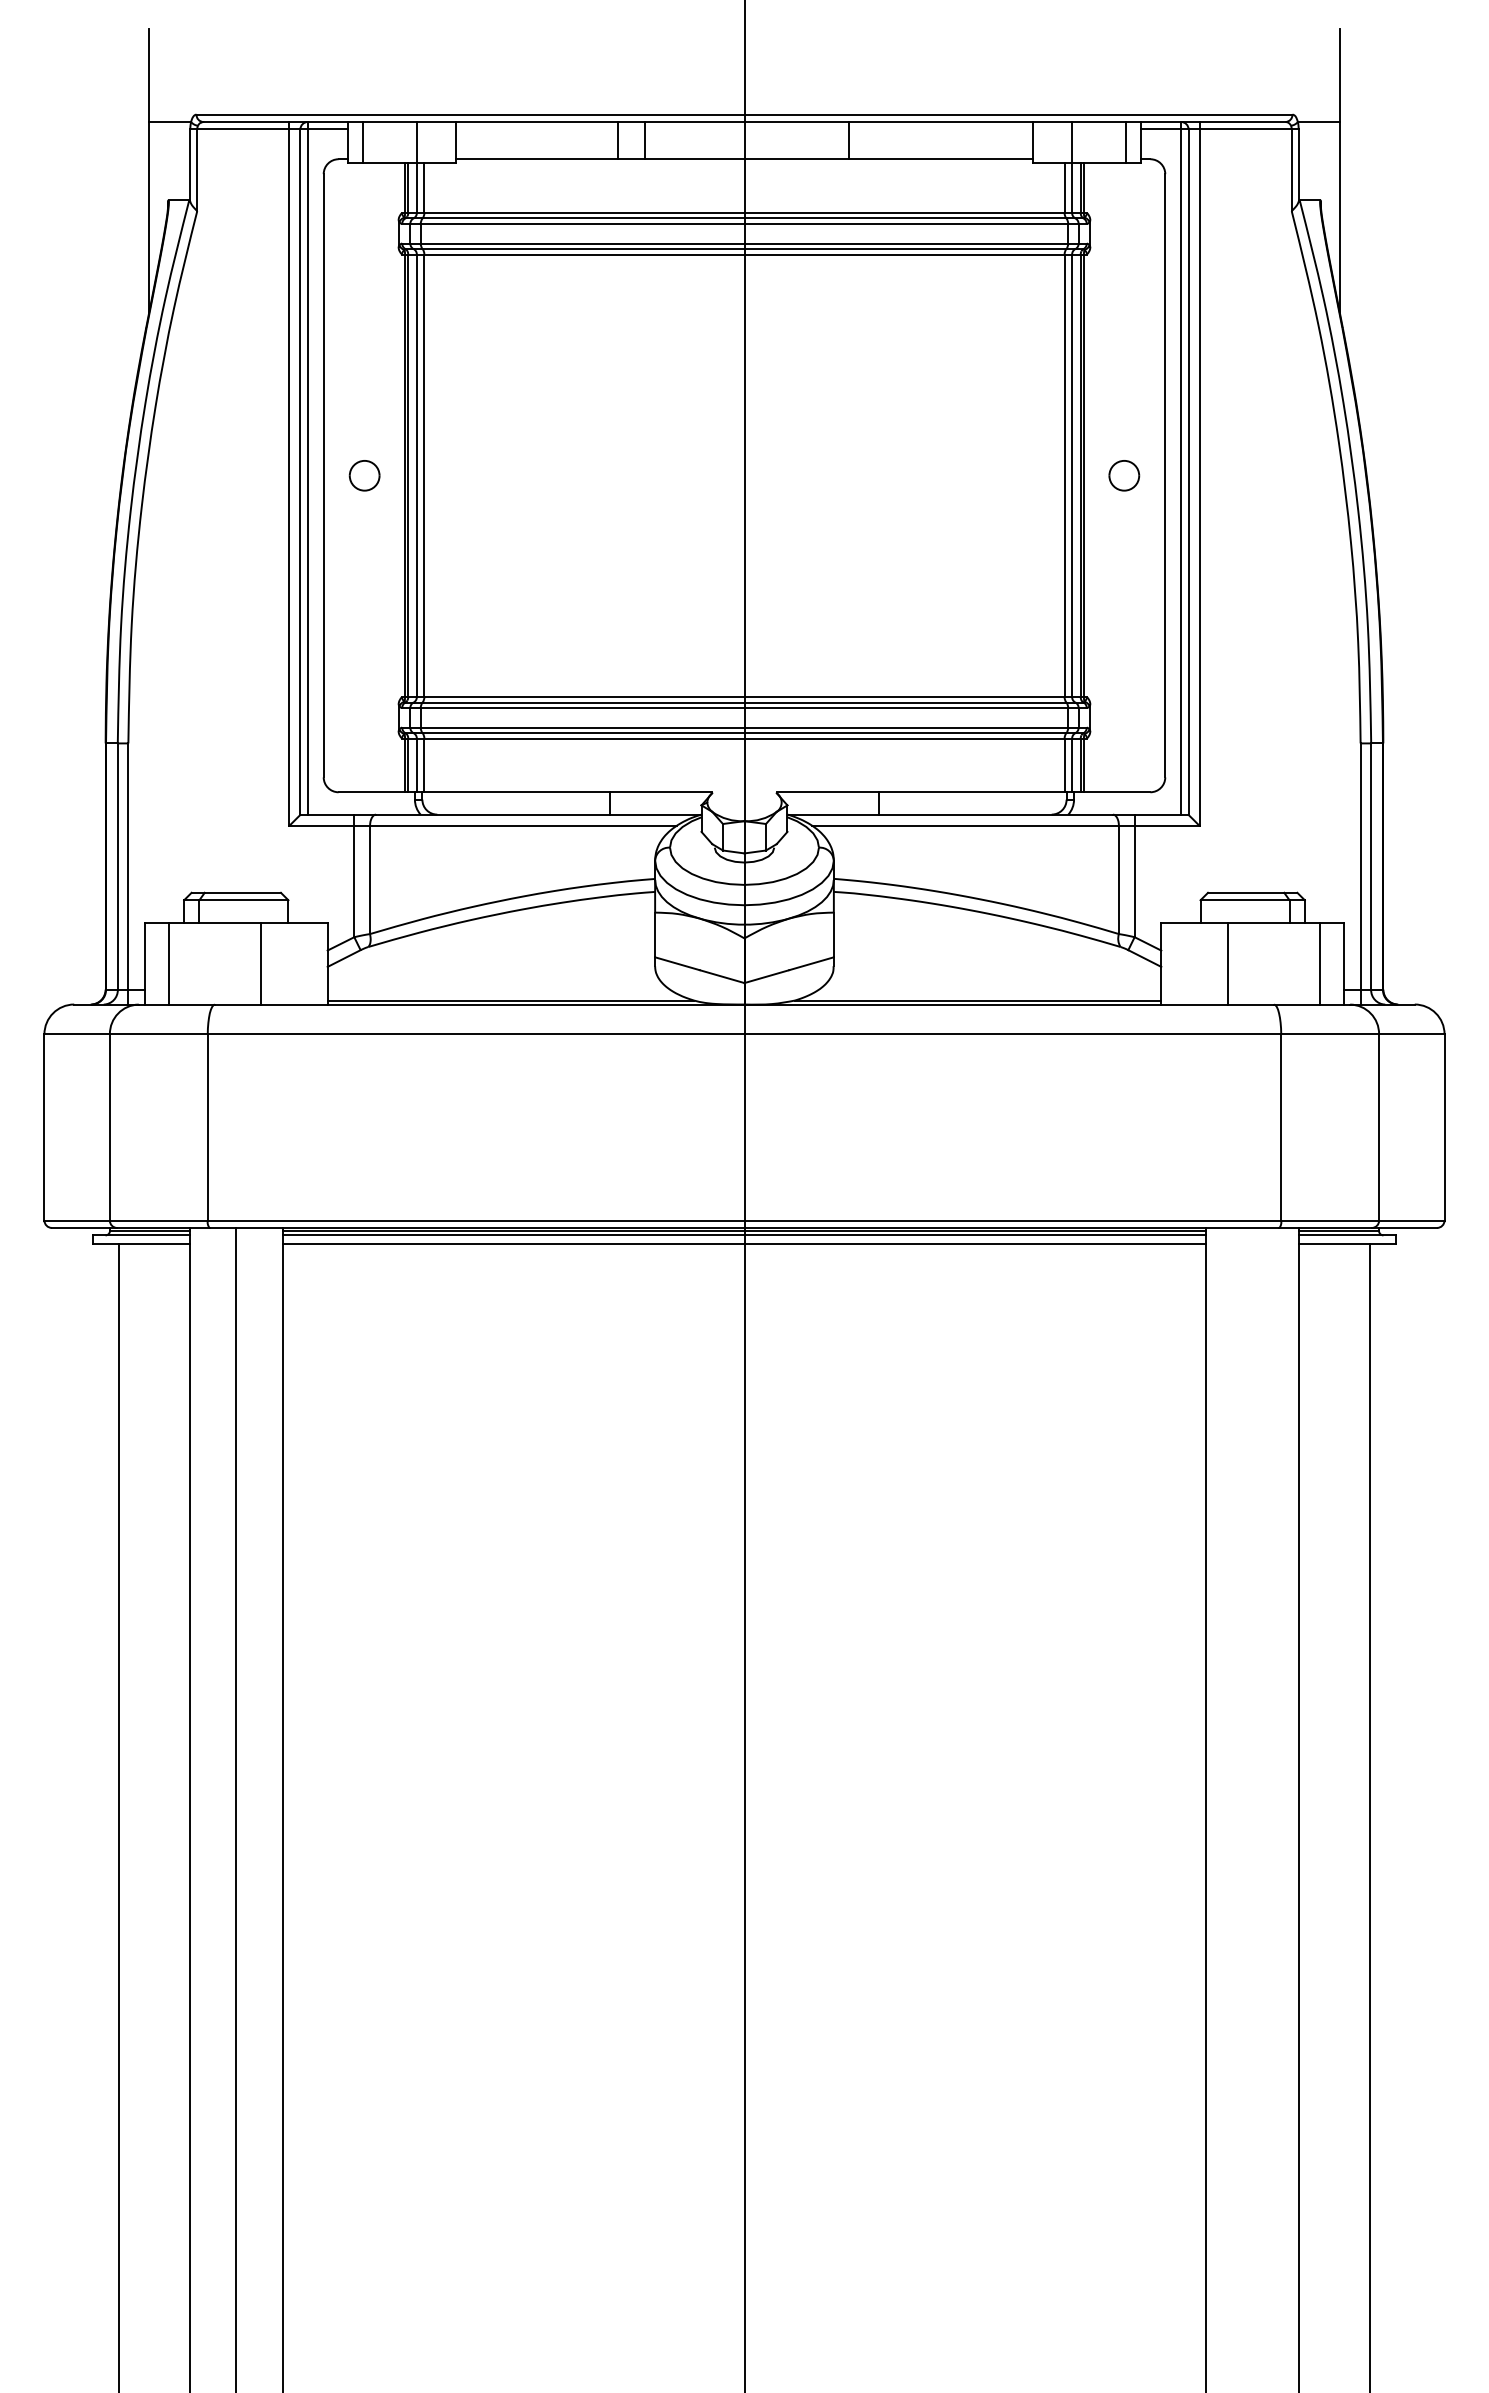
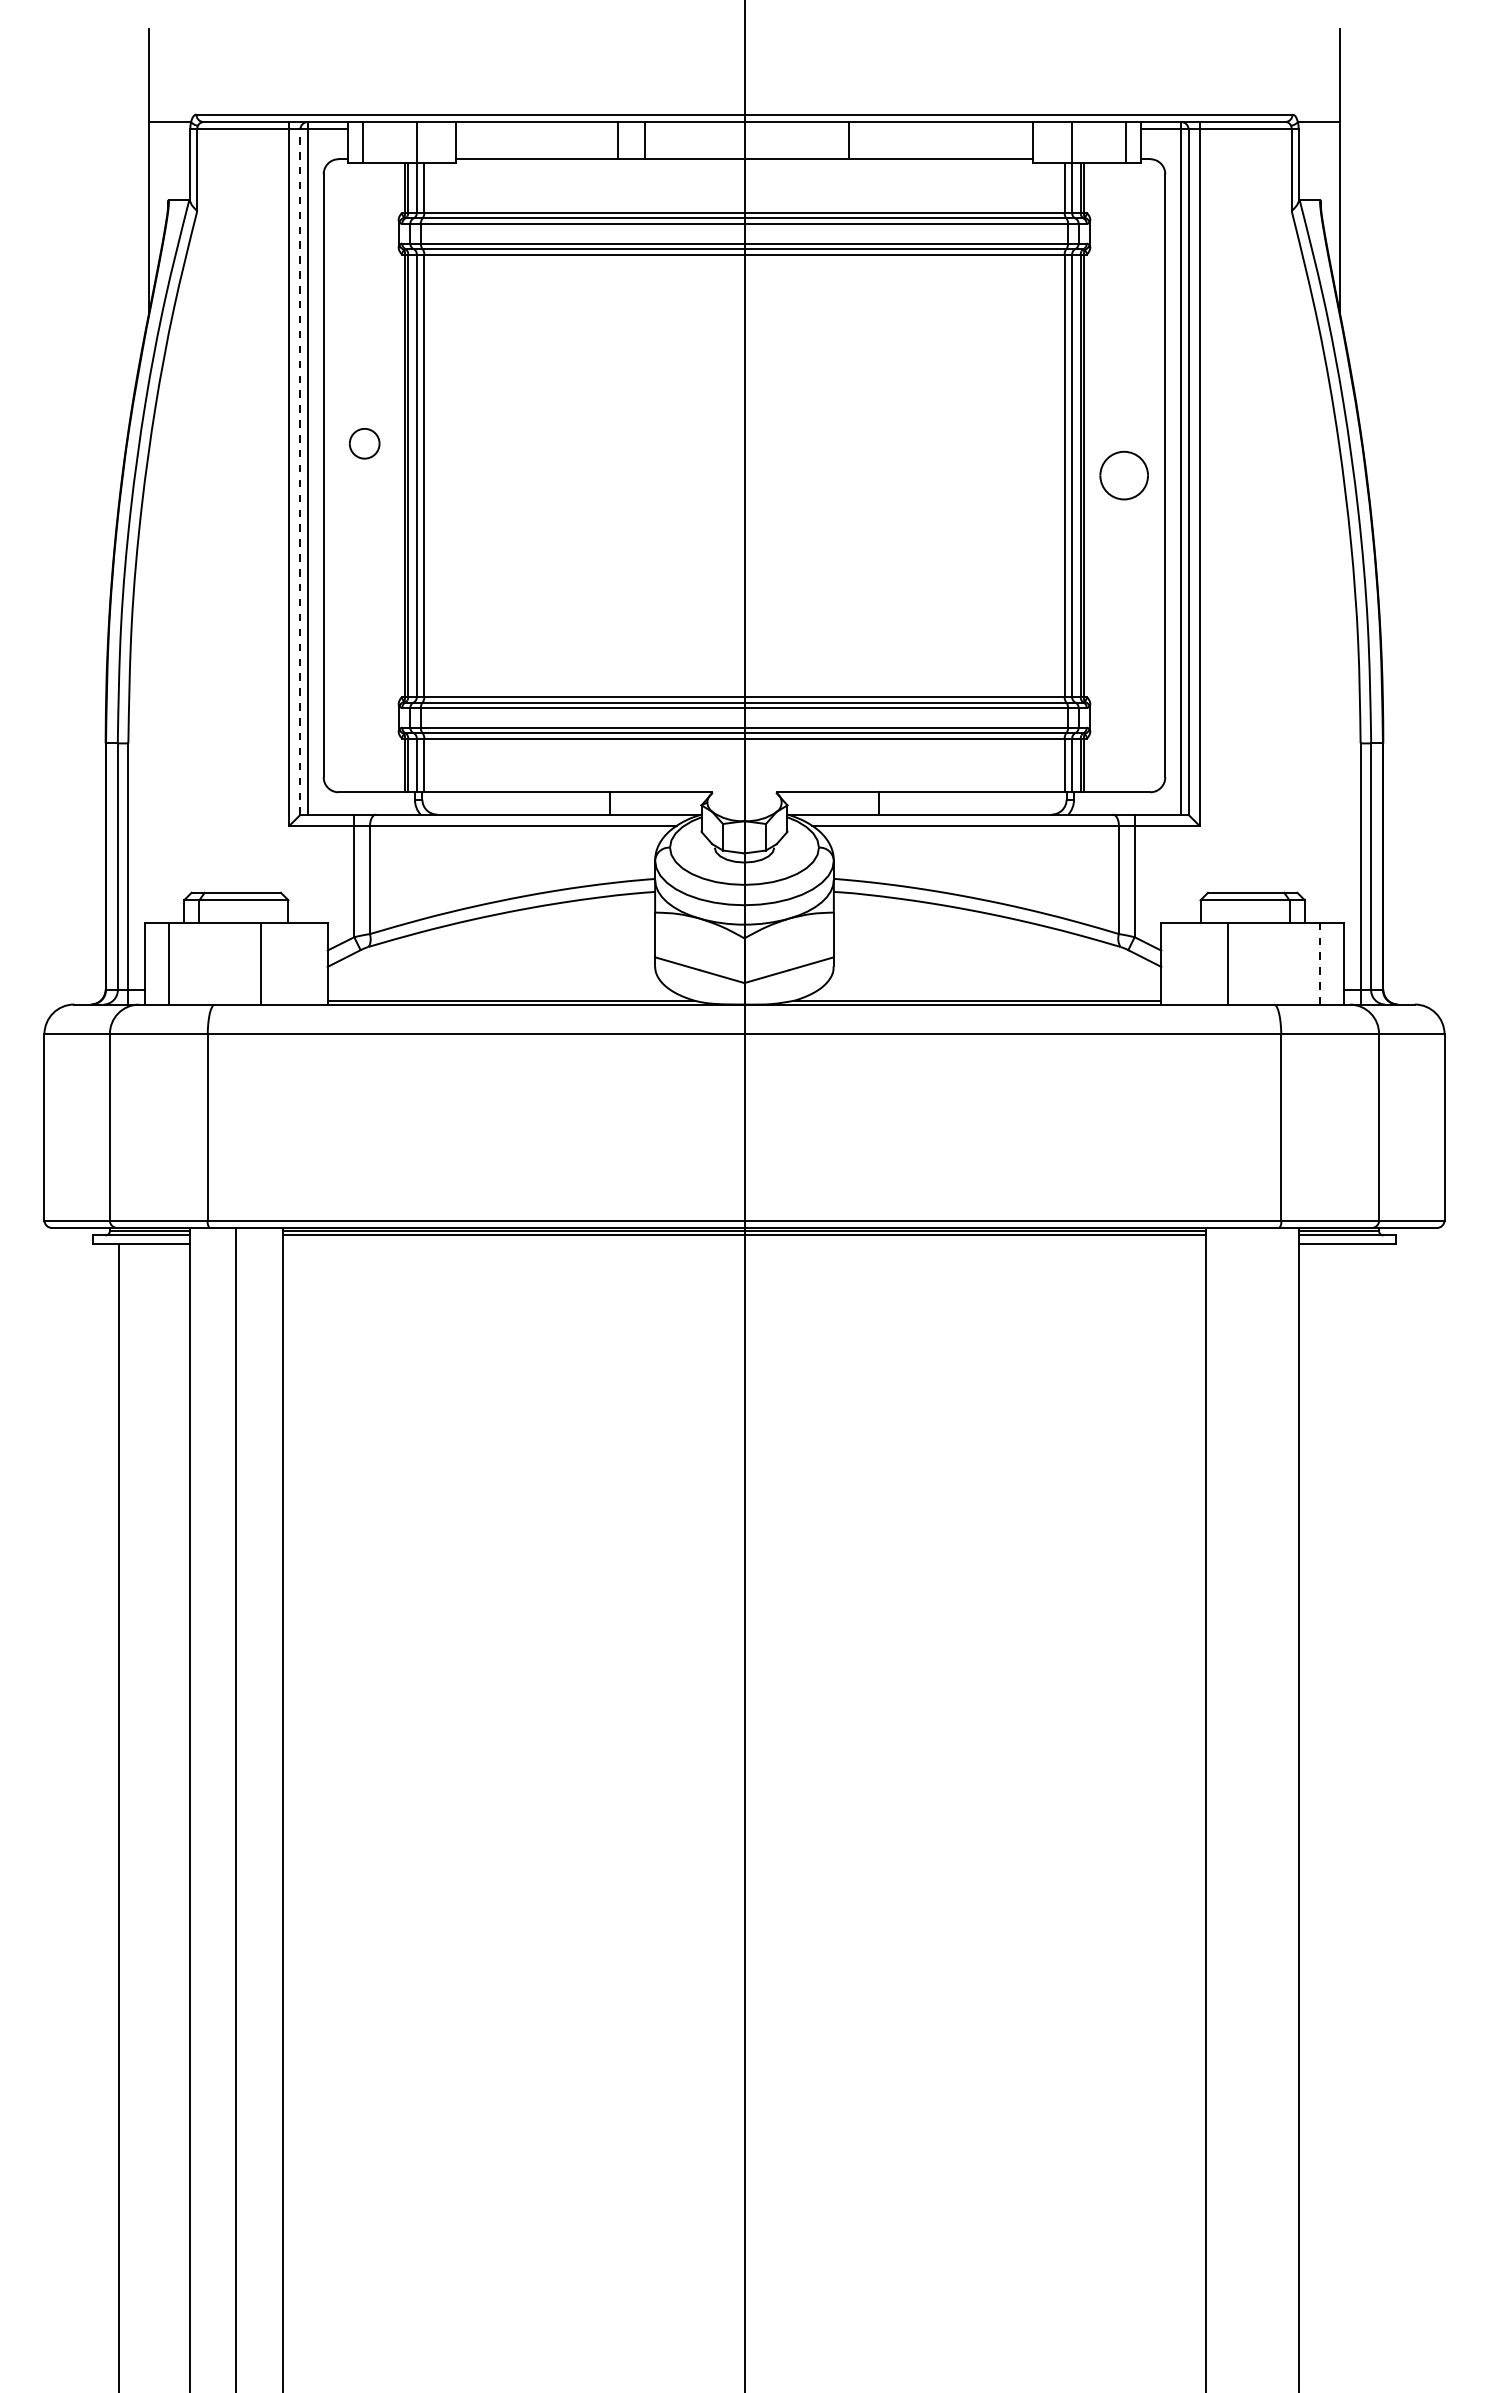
line: solid -> dashed (300, 472)
part position: (364, 475) -> (364, 443) (364, 443)
part size: 33x32 px -> 50x51 px (1123, 475)
line: solid -> dashed (1319, 963)
line: present -> none (744, 1244)
line: present -> none (1370, 1816)
